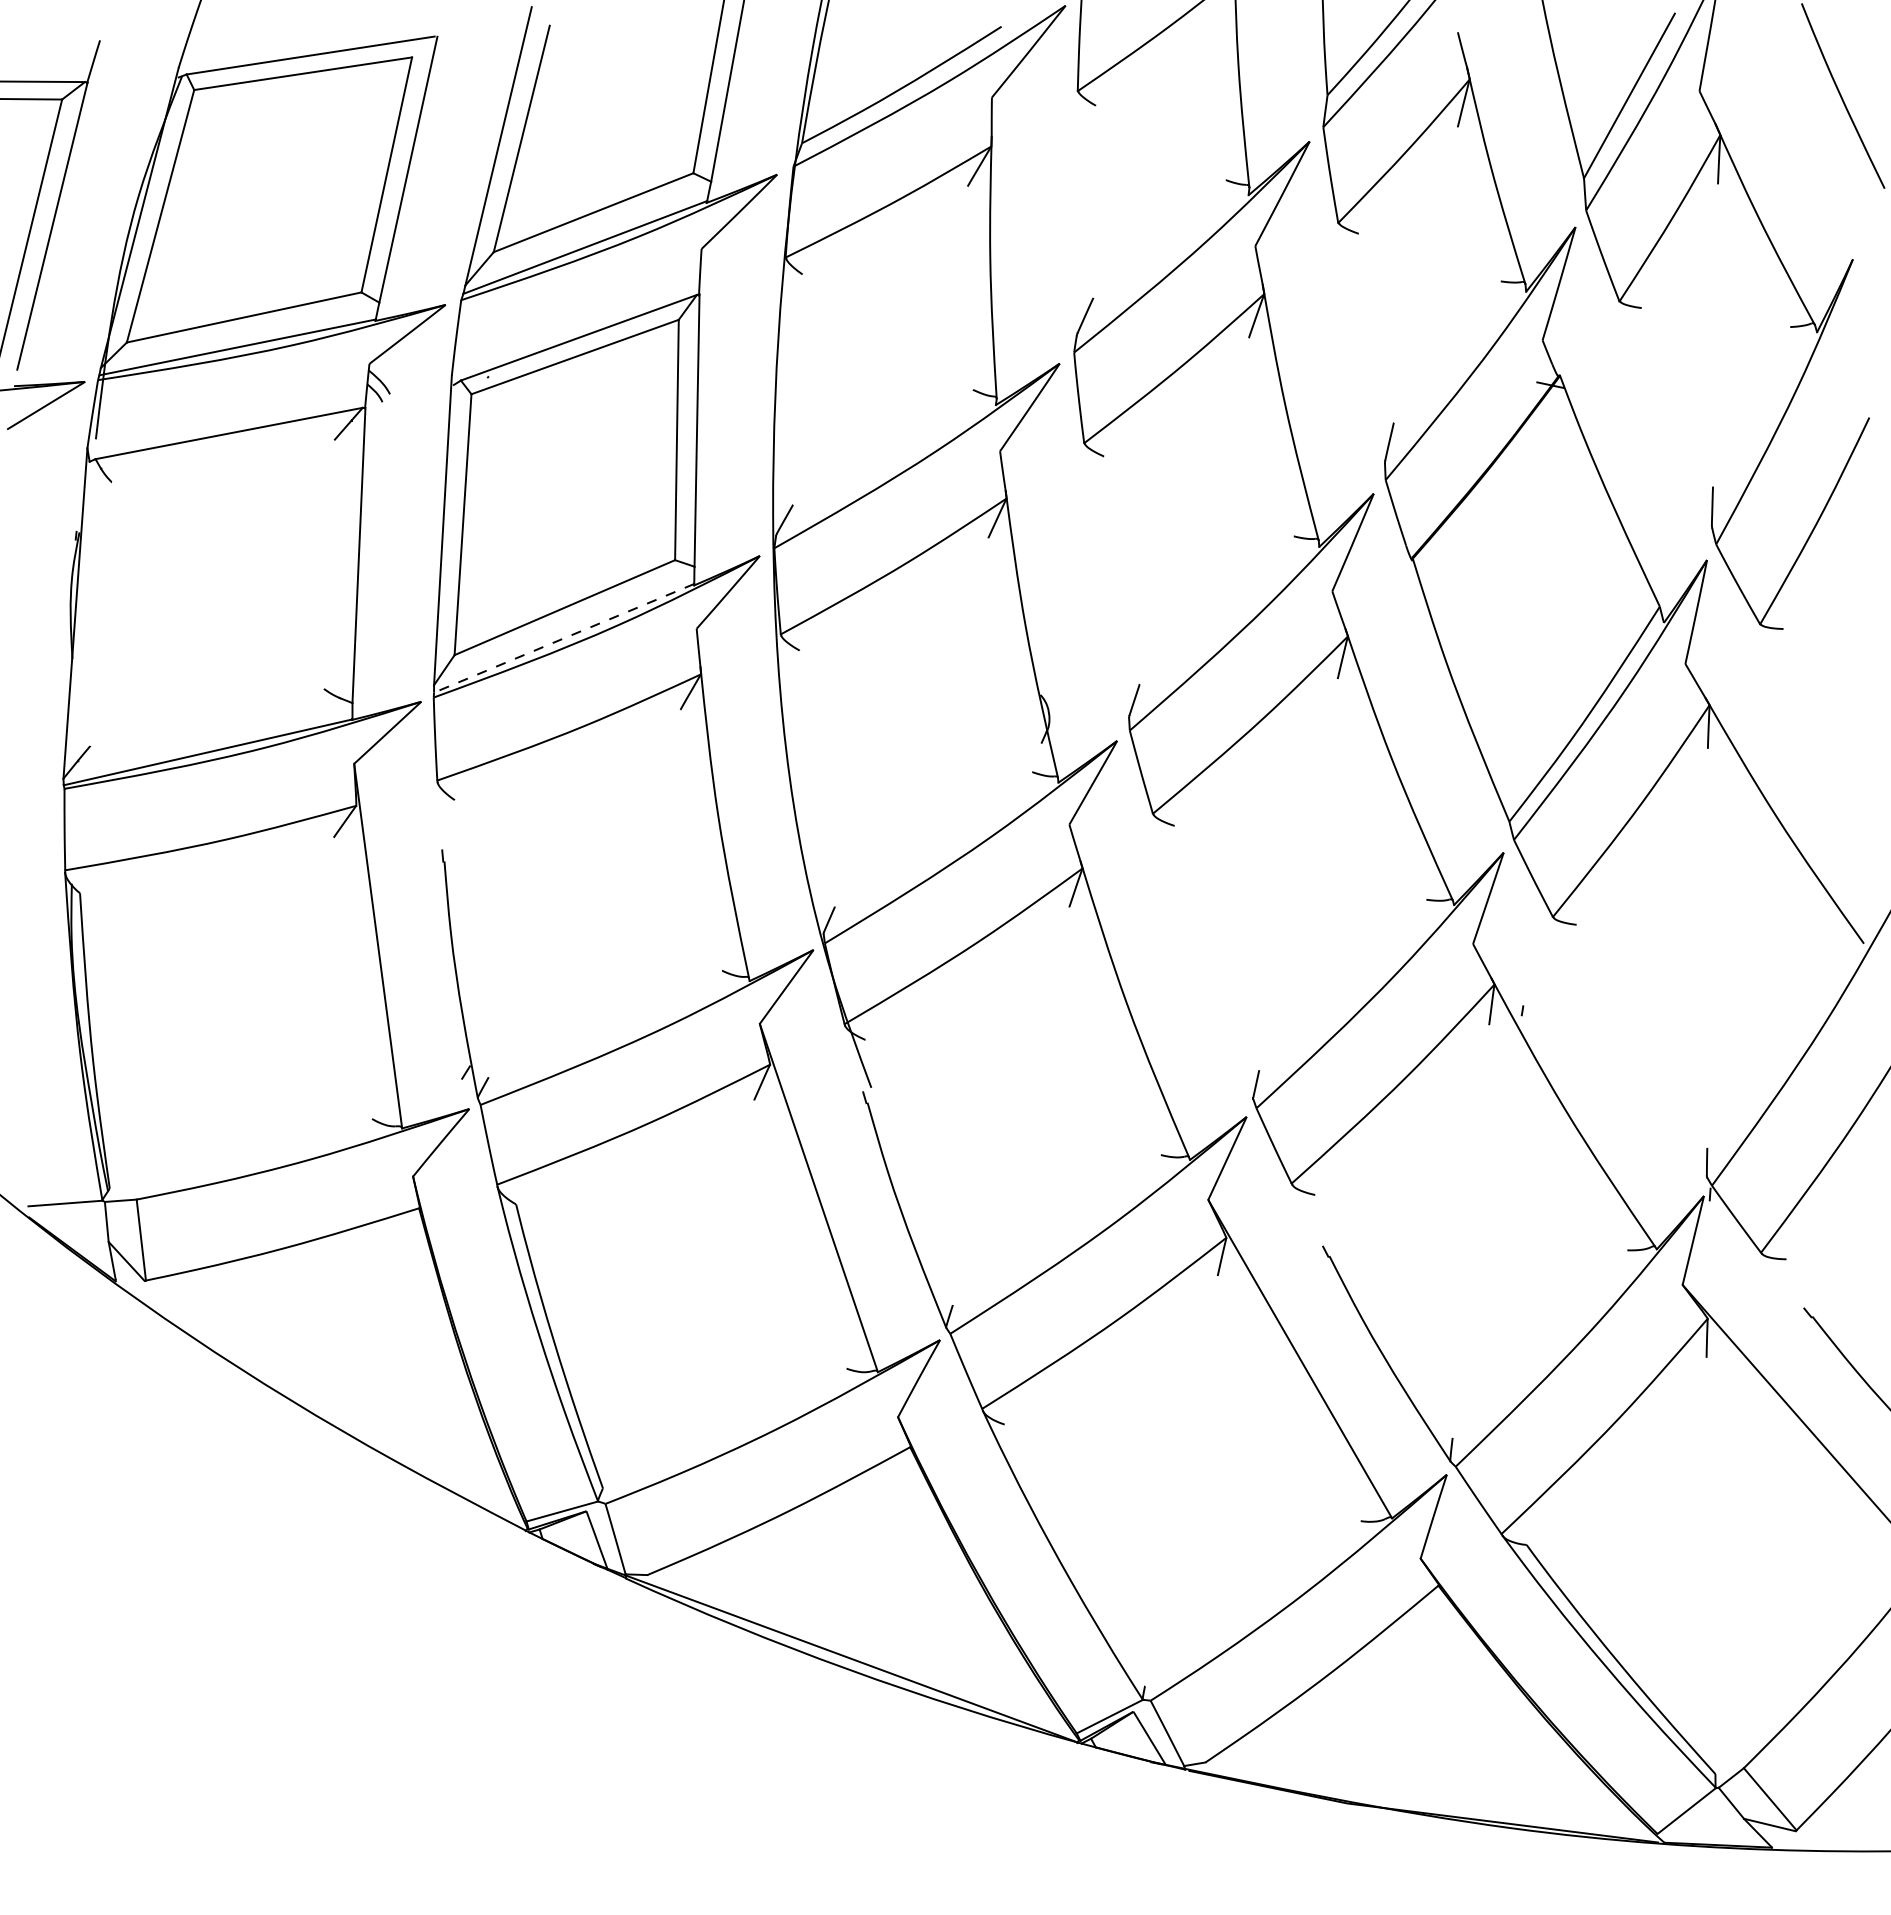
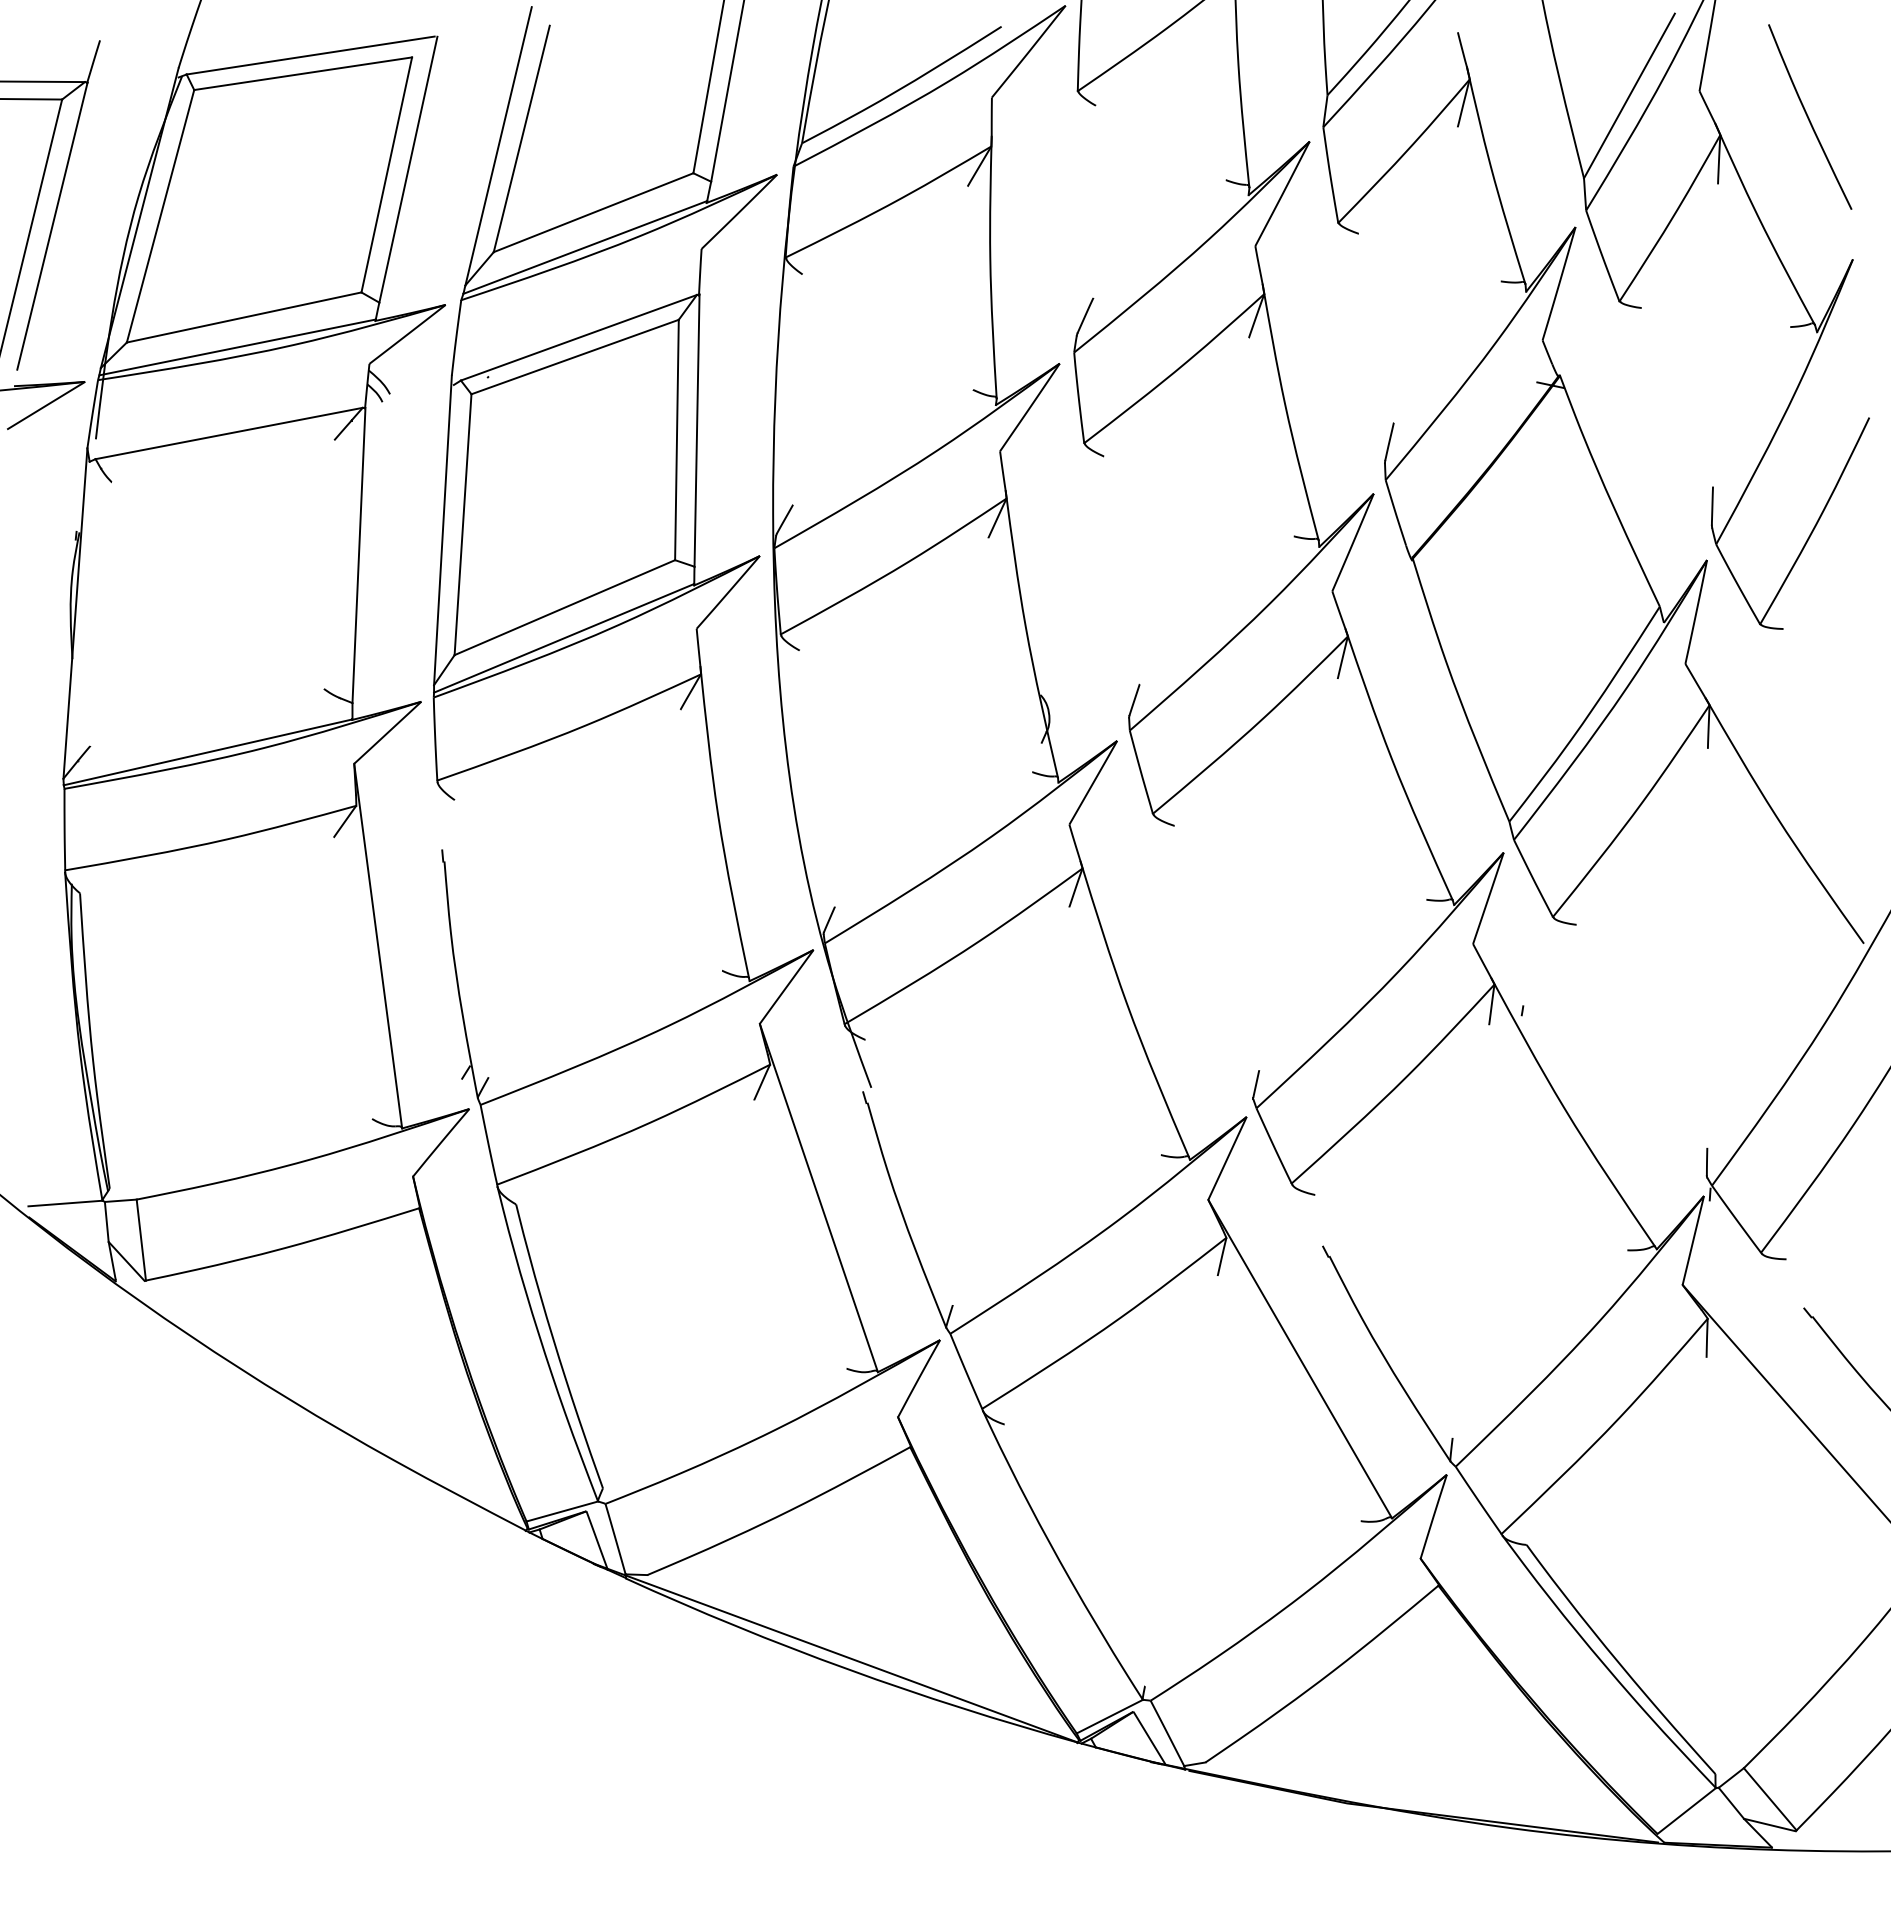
curve position: (1842, 96) -> (1809, 117) (1809, 117)
line: dashed -> solid (564, 638)
